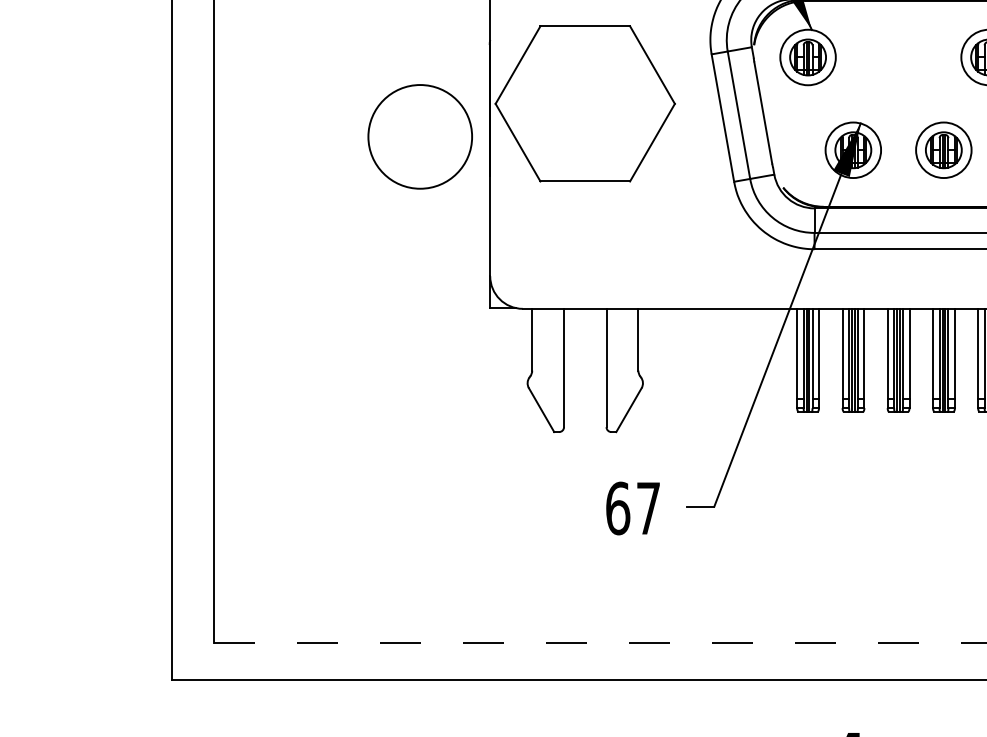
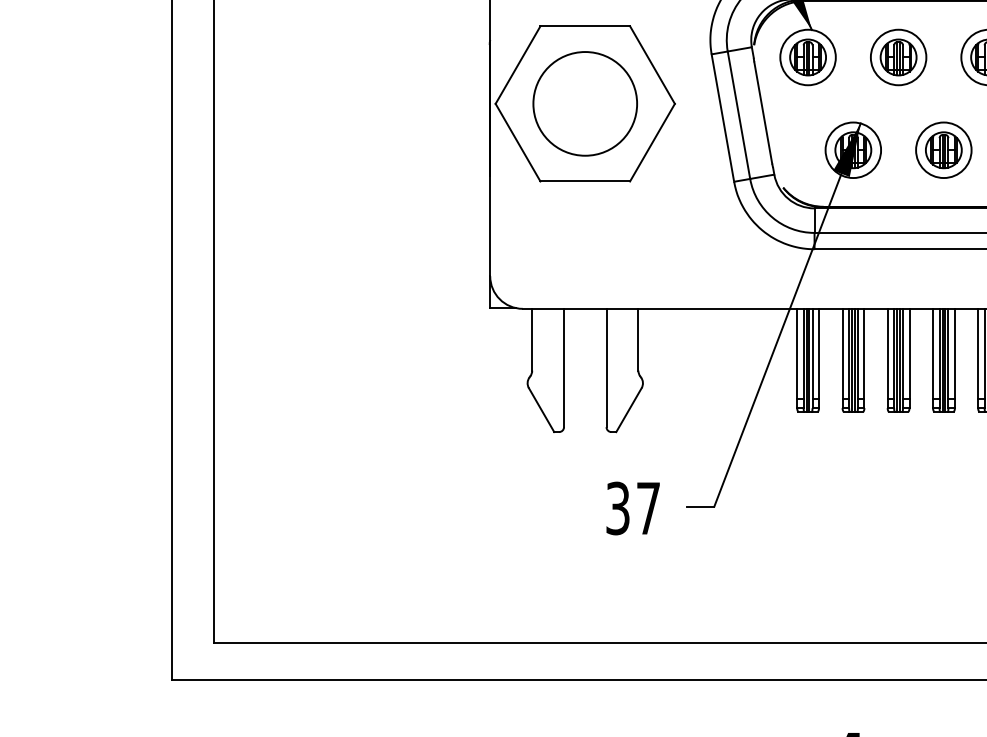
part: none -> present (898, 57)
circle position: (419, 136) -> (584, 103) (584, 103)
text: 67 -> 37 (618, 508)
line: dashed -> solid (600, 643)
